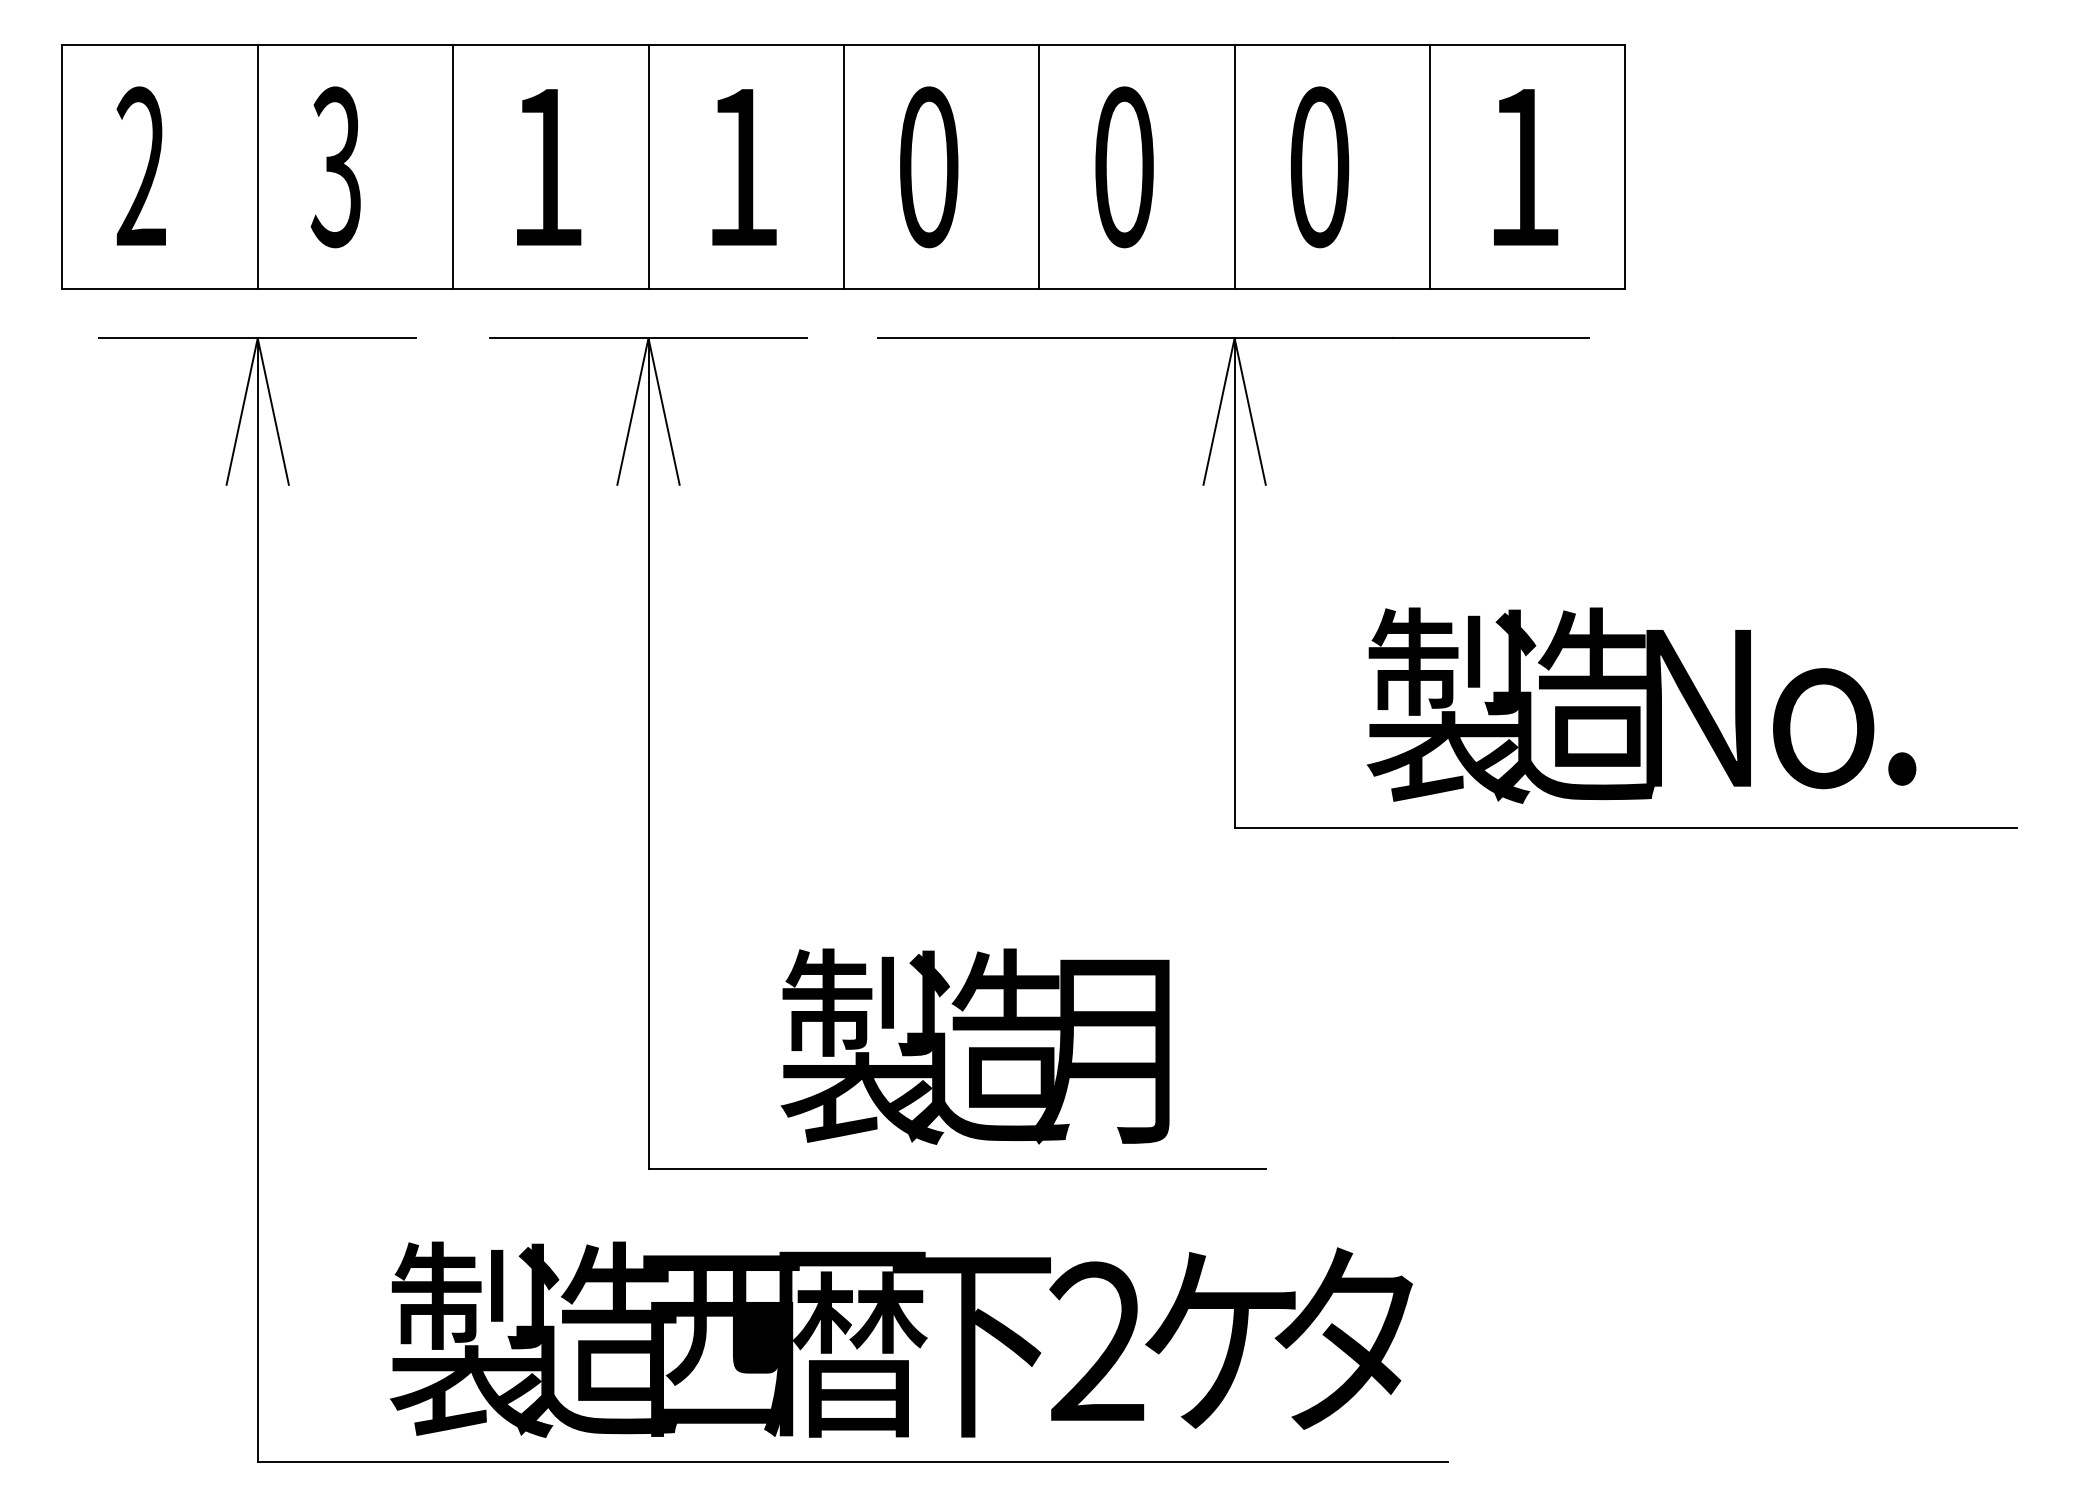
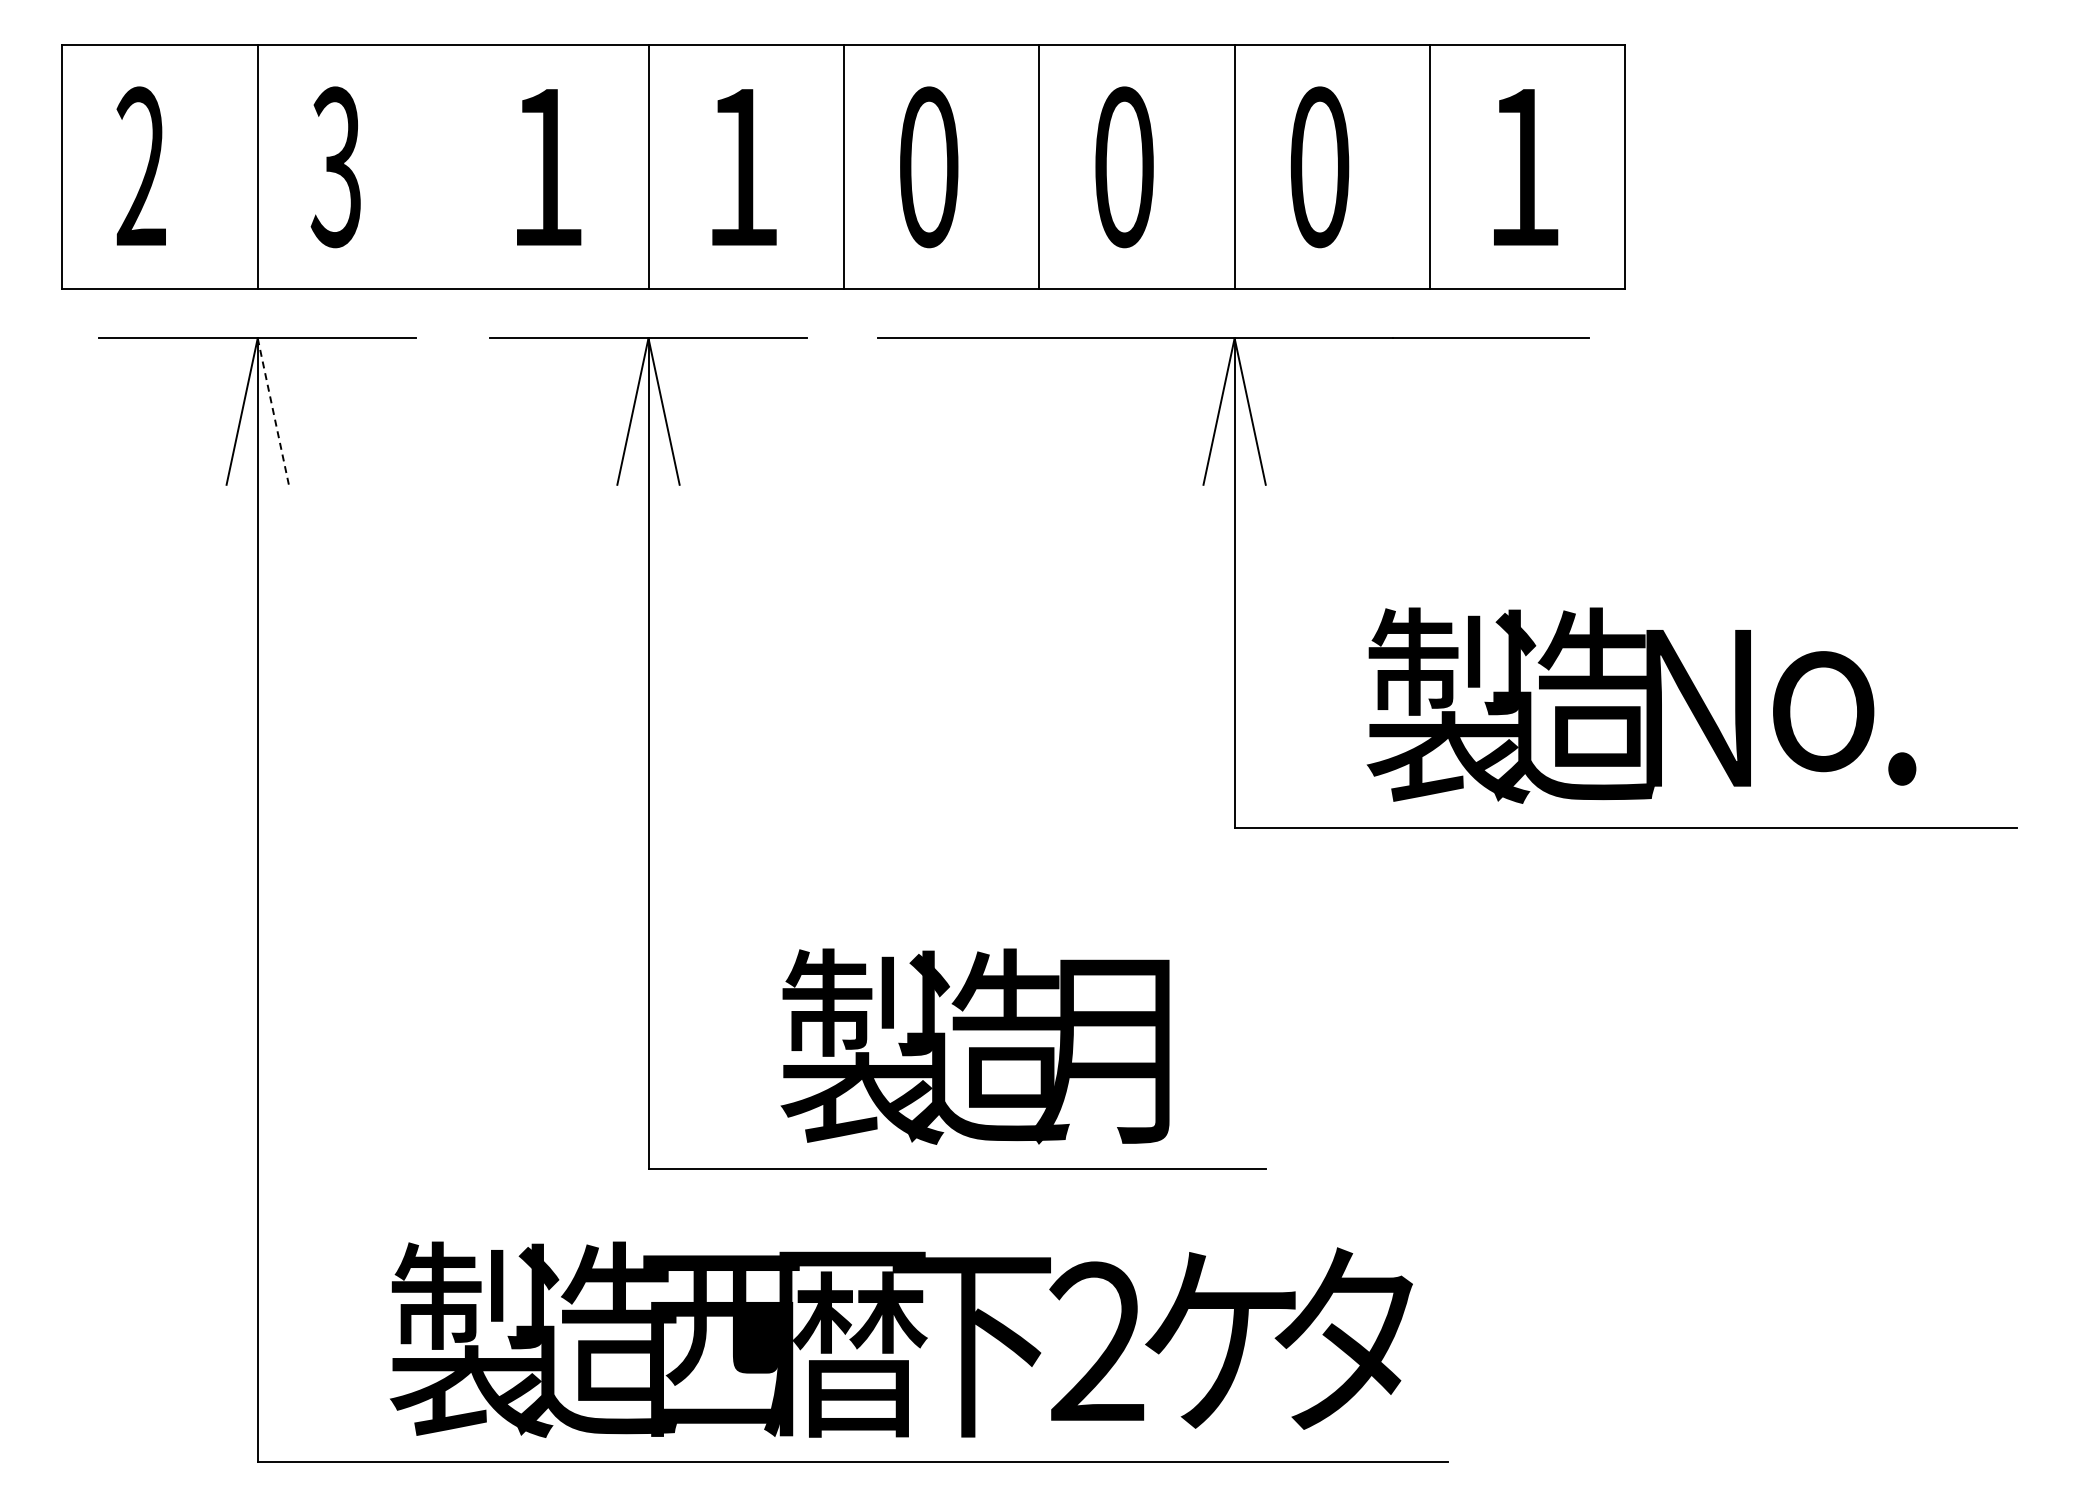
line: present -> none (453, 167)
line: solid -> dashed (273, 411)
text position: (1823, 728) -> (1823, 711) (1823, 711)
